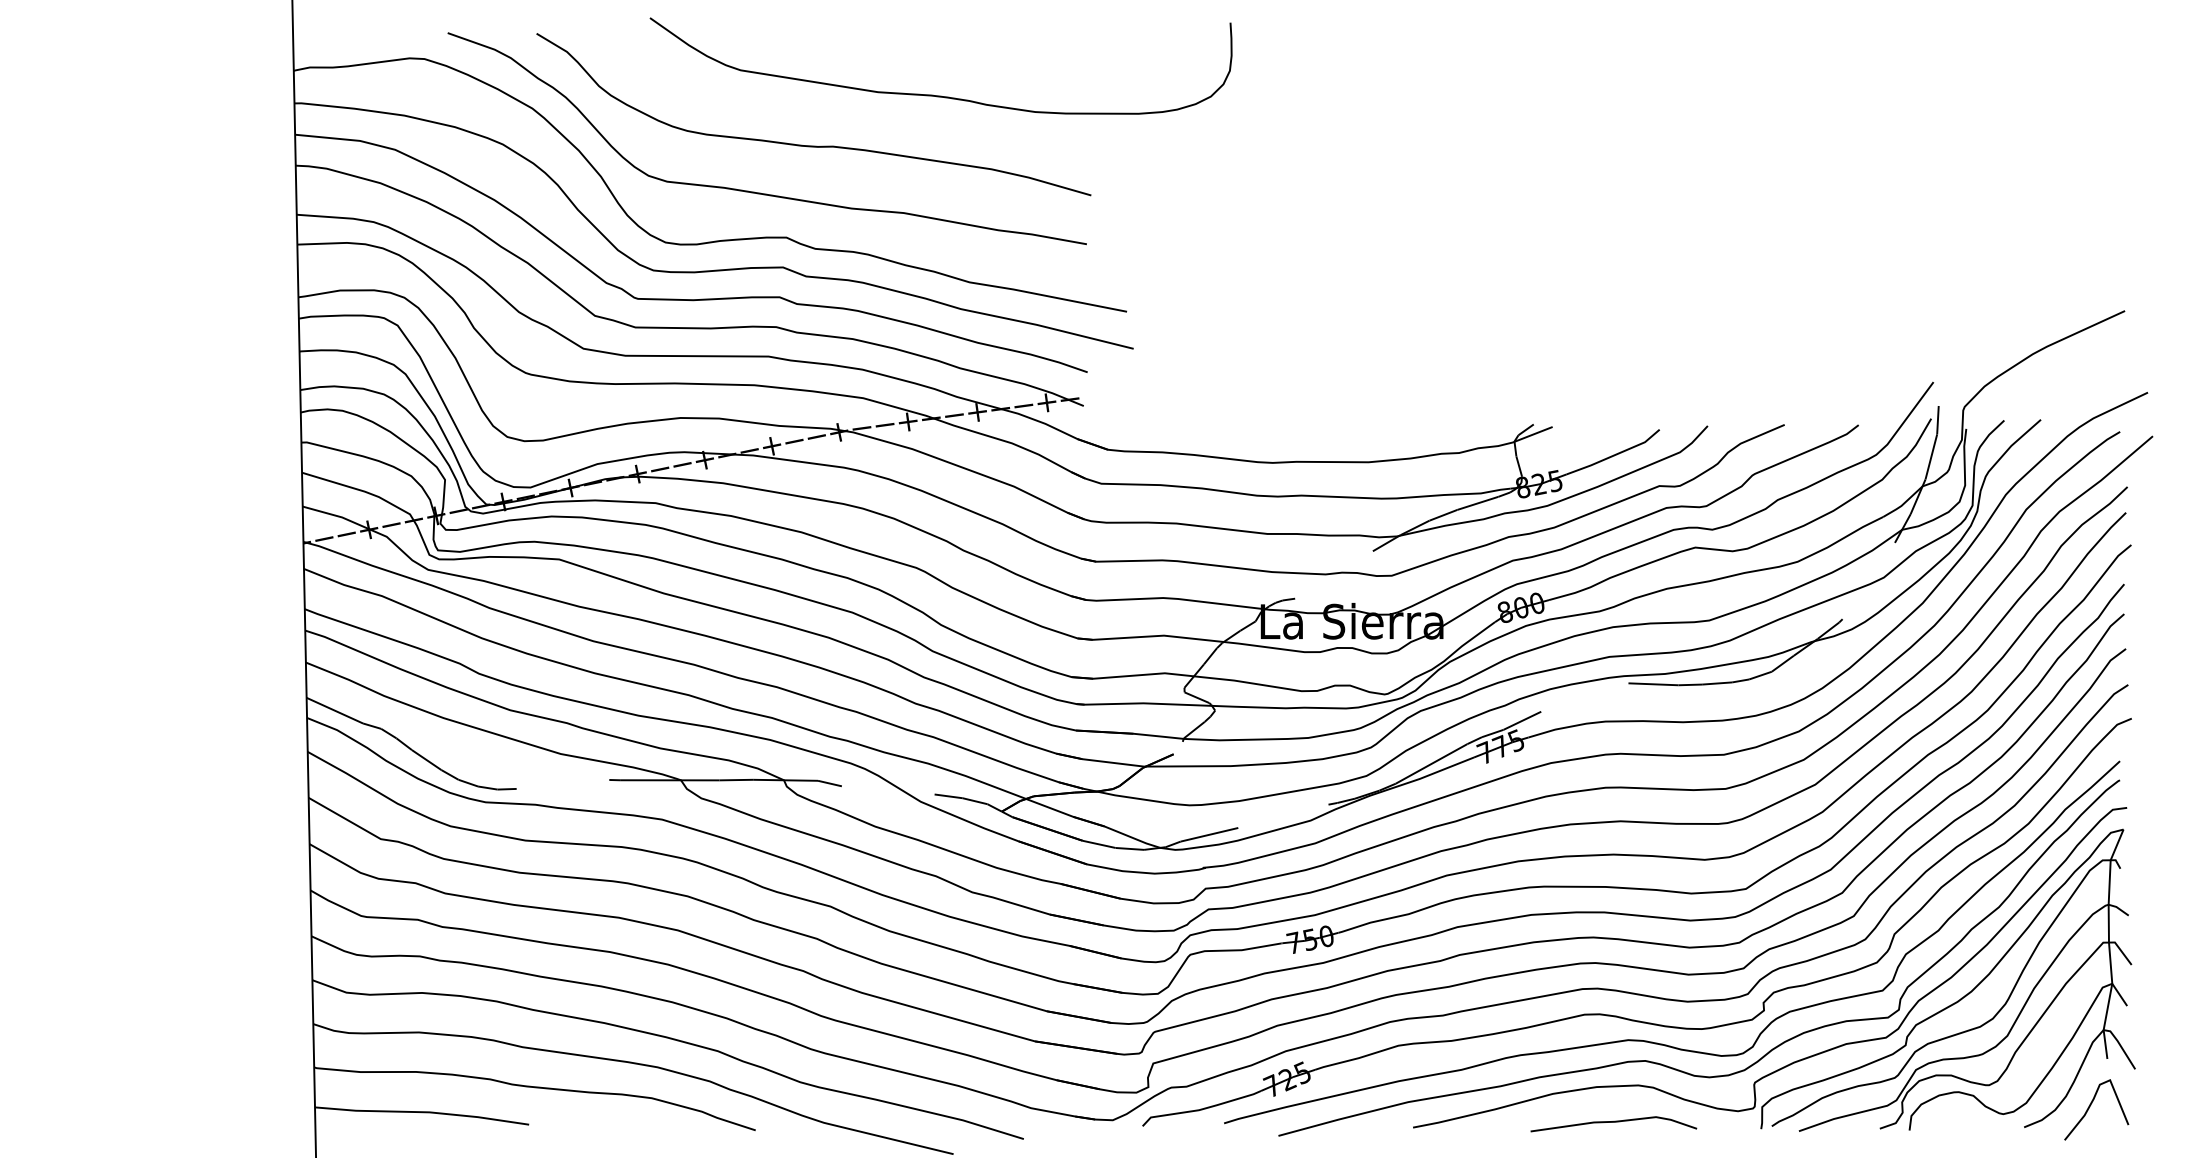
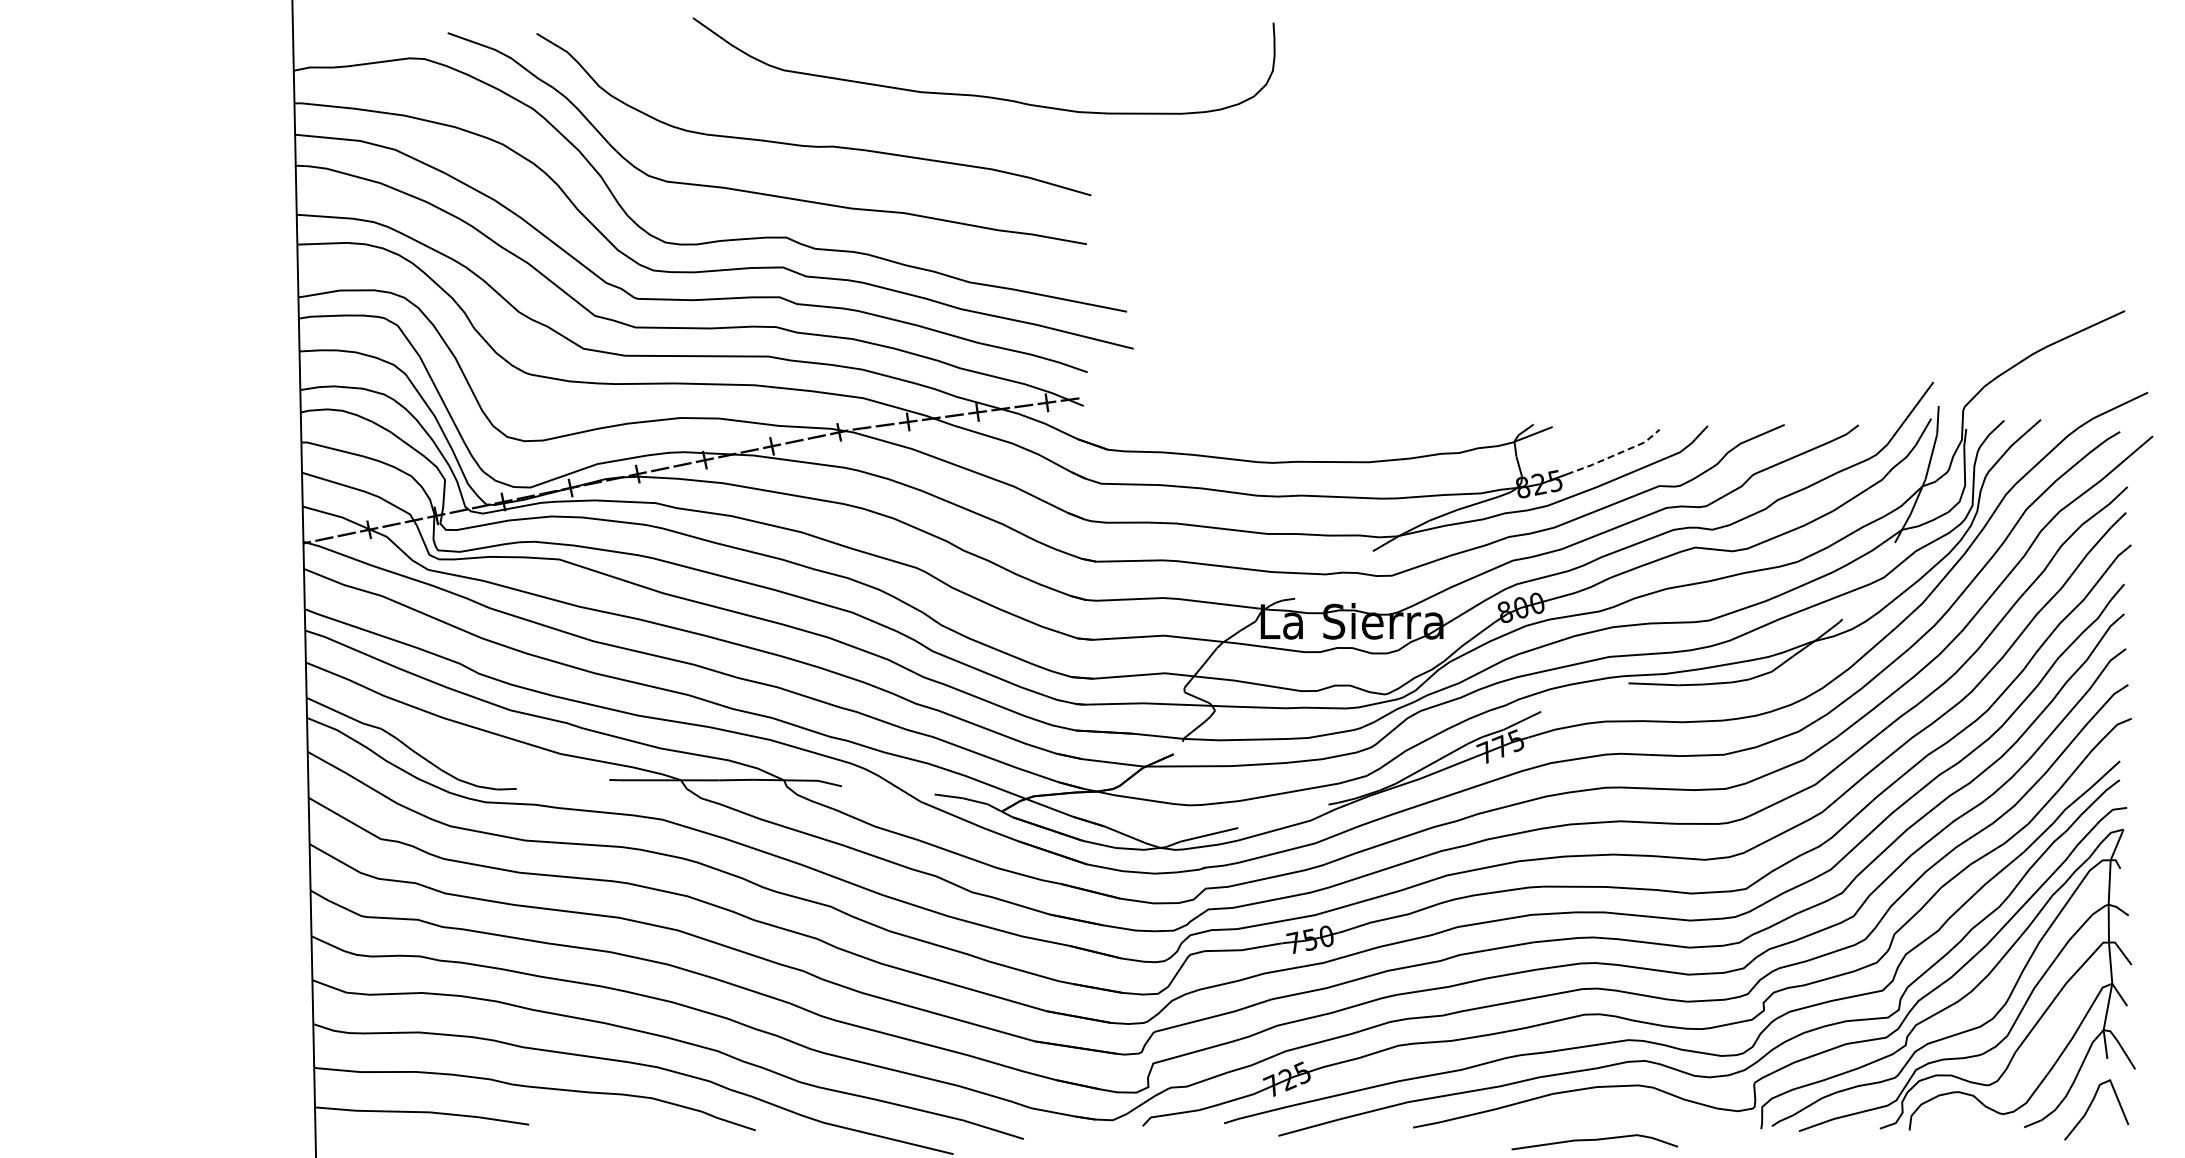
curve position: (933, 94) -> (976, 94) (976, 94)
line: solid -> dashed (1615, 454)
curve position: (1613, 1122) -> (1594, 1140) (1594, 1140)
